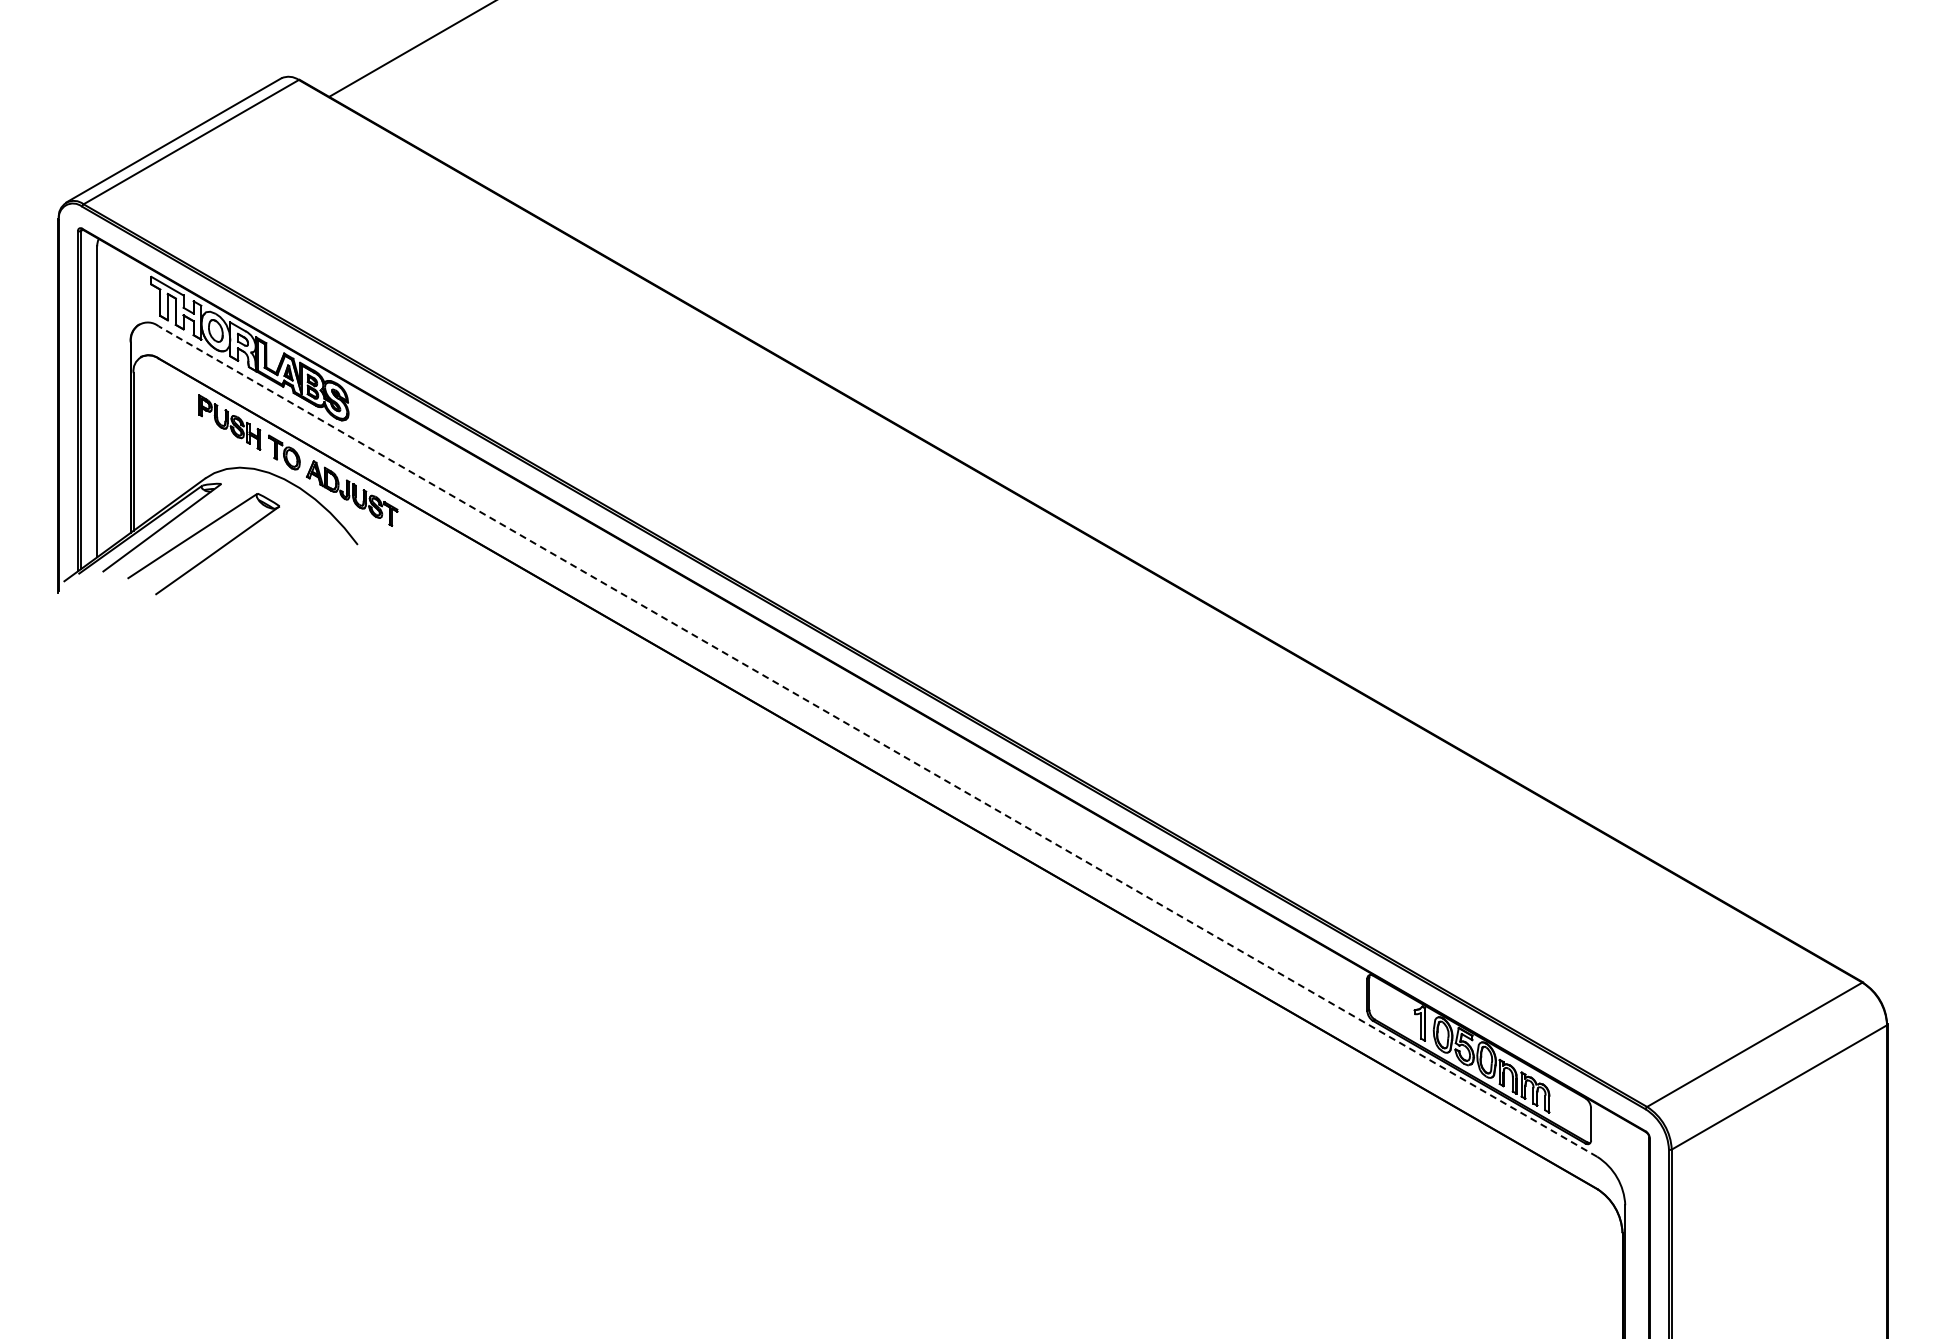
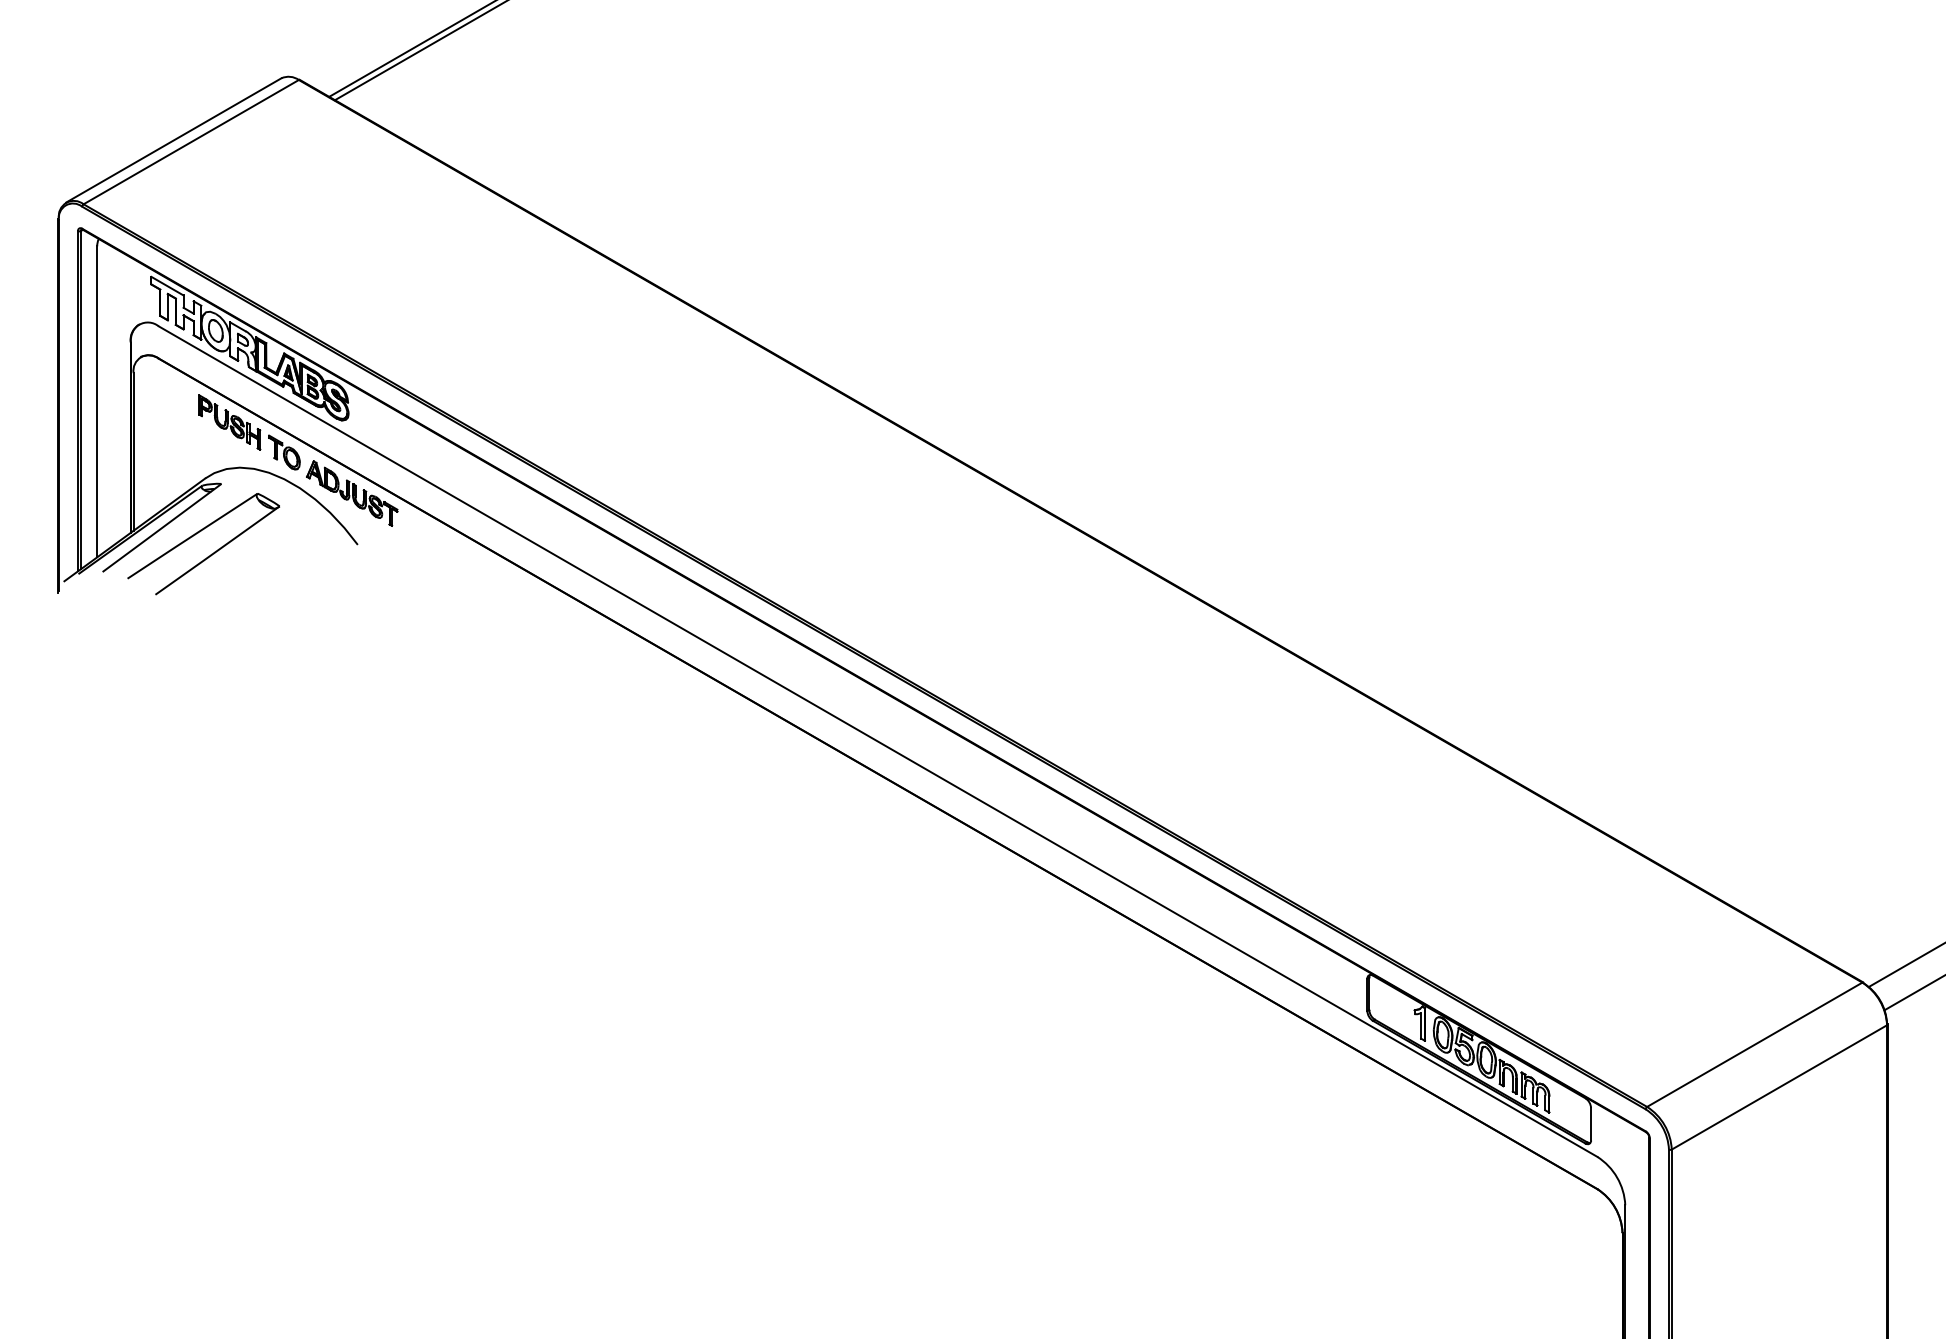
line: none -> present (419, 51)
line: dashed -> solid (878, 741)
line: none -> present (1905, 965)
line: none -> present (1913, 993)
